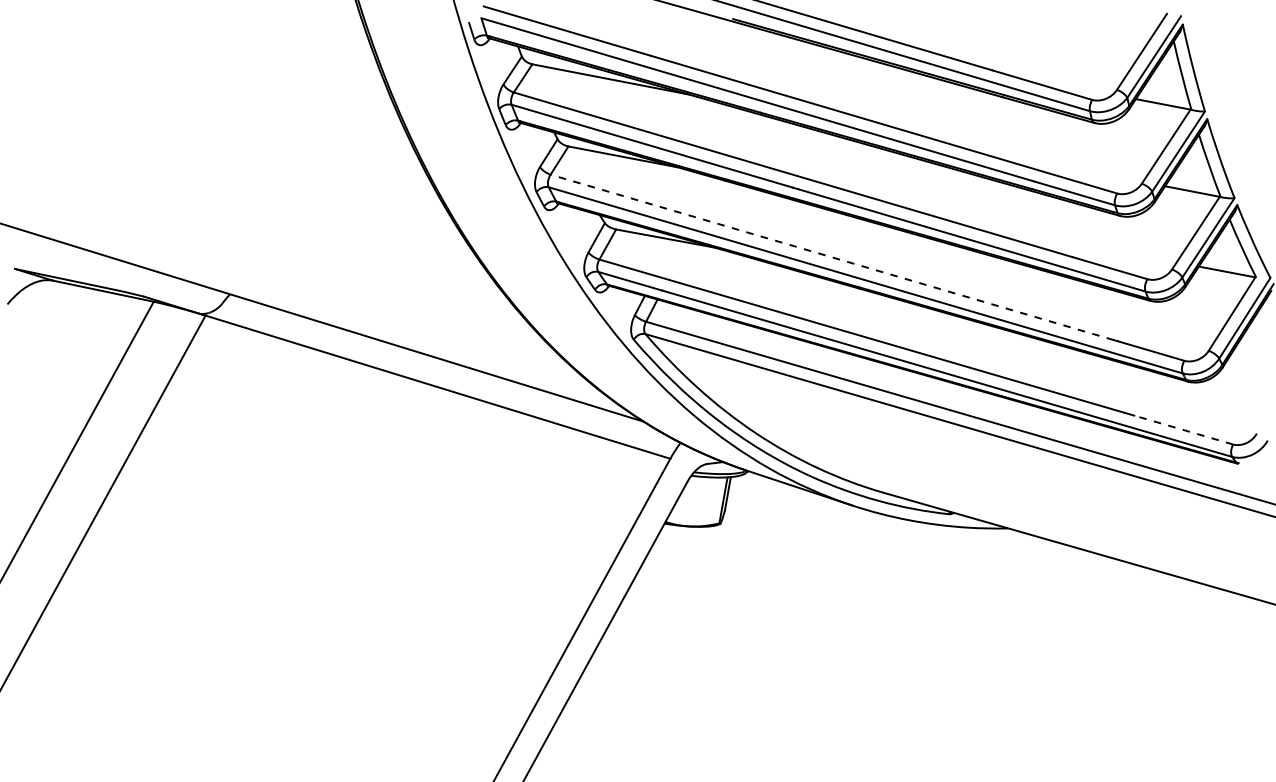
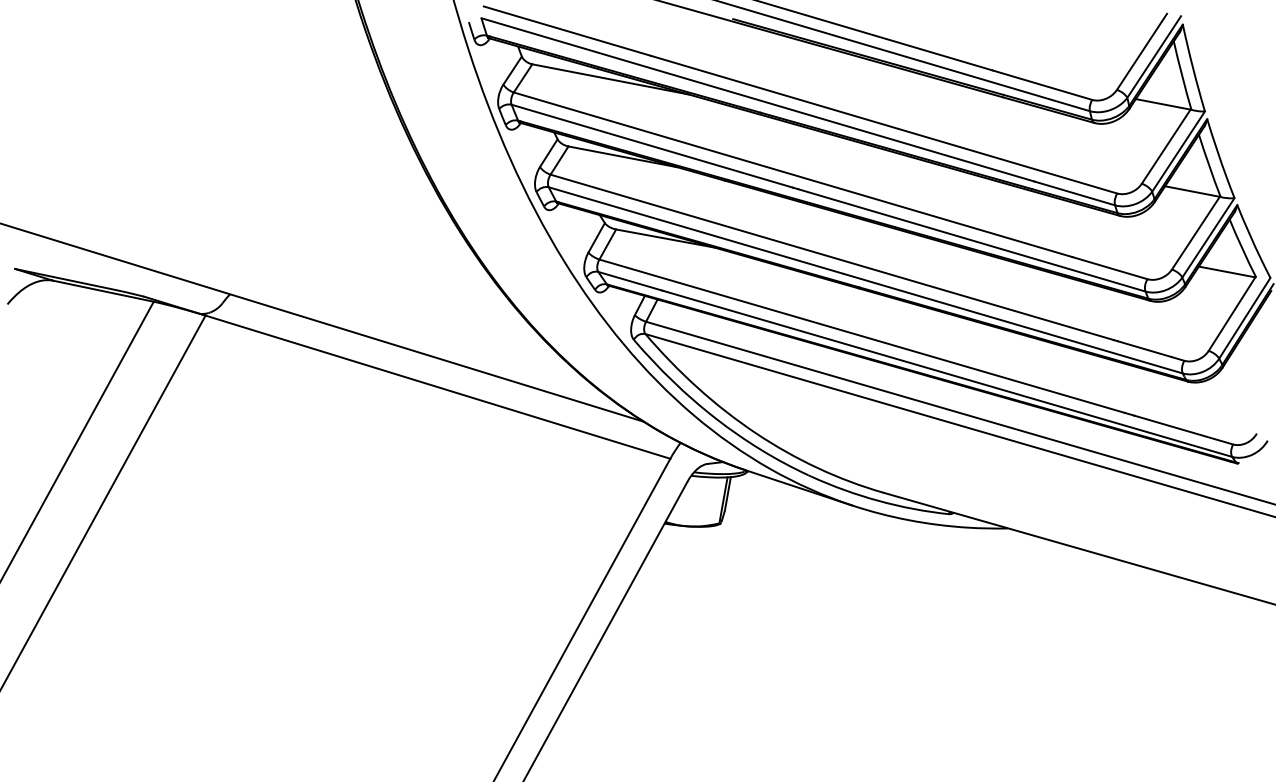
line: dashed -> solid (832, 257)
line: dashed -> solid (1183, 429)
